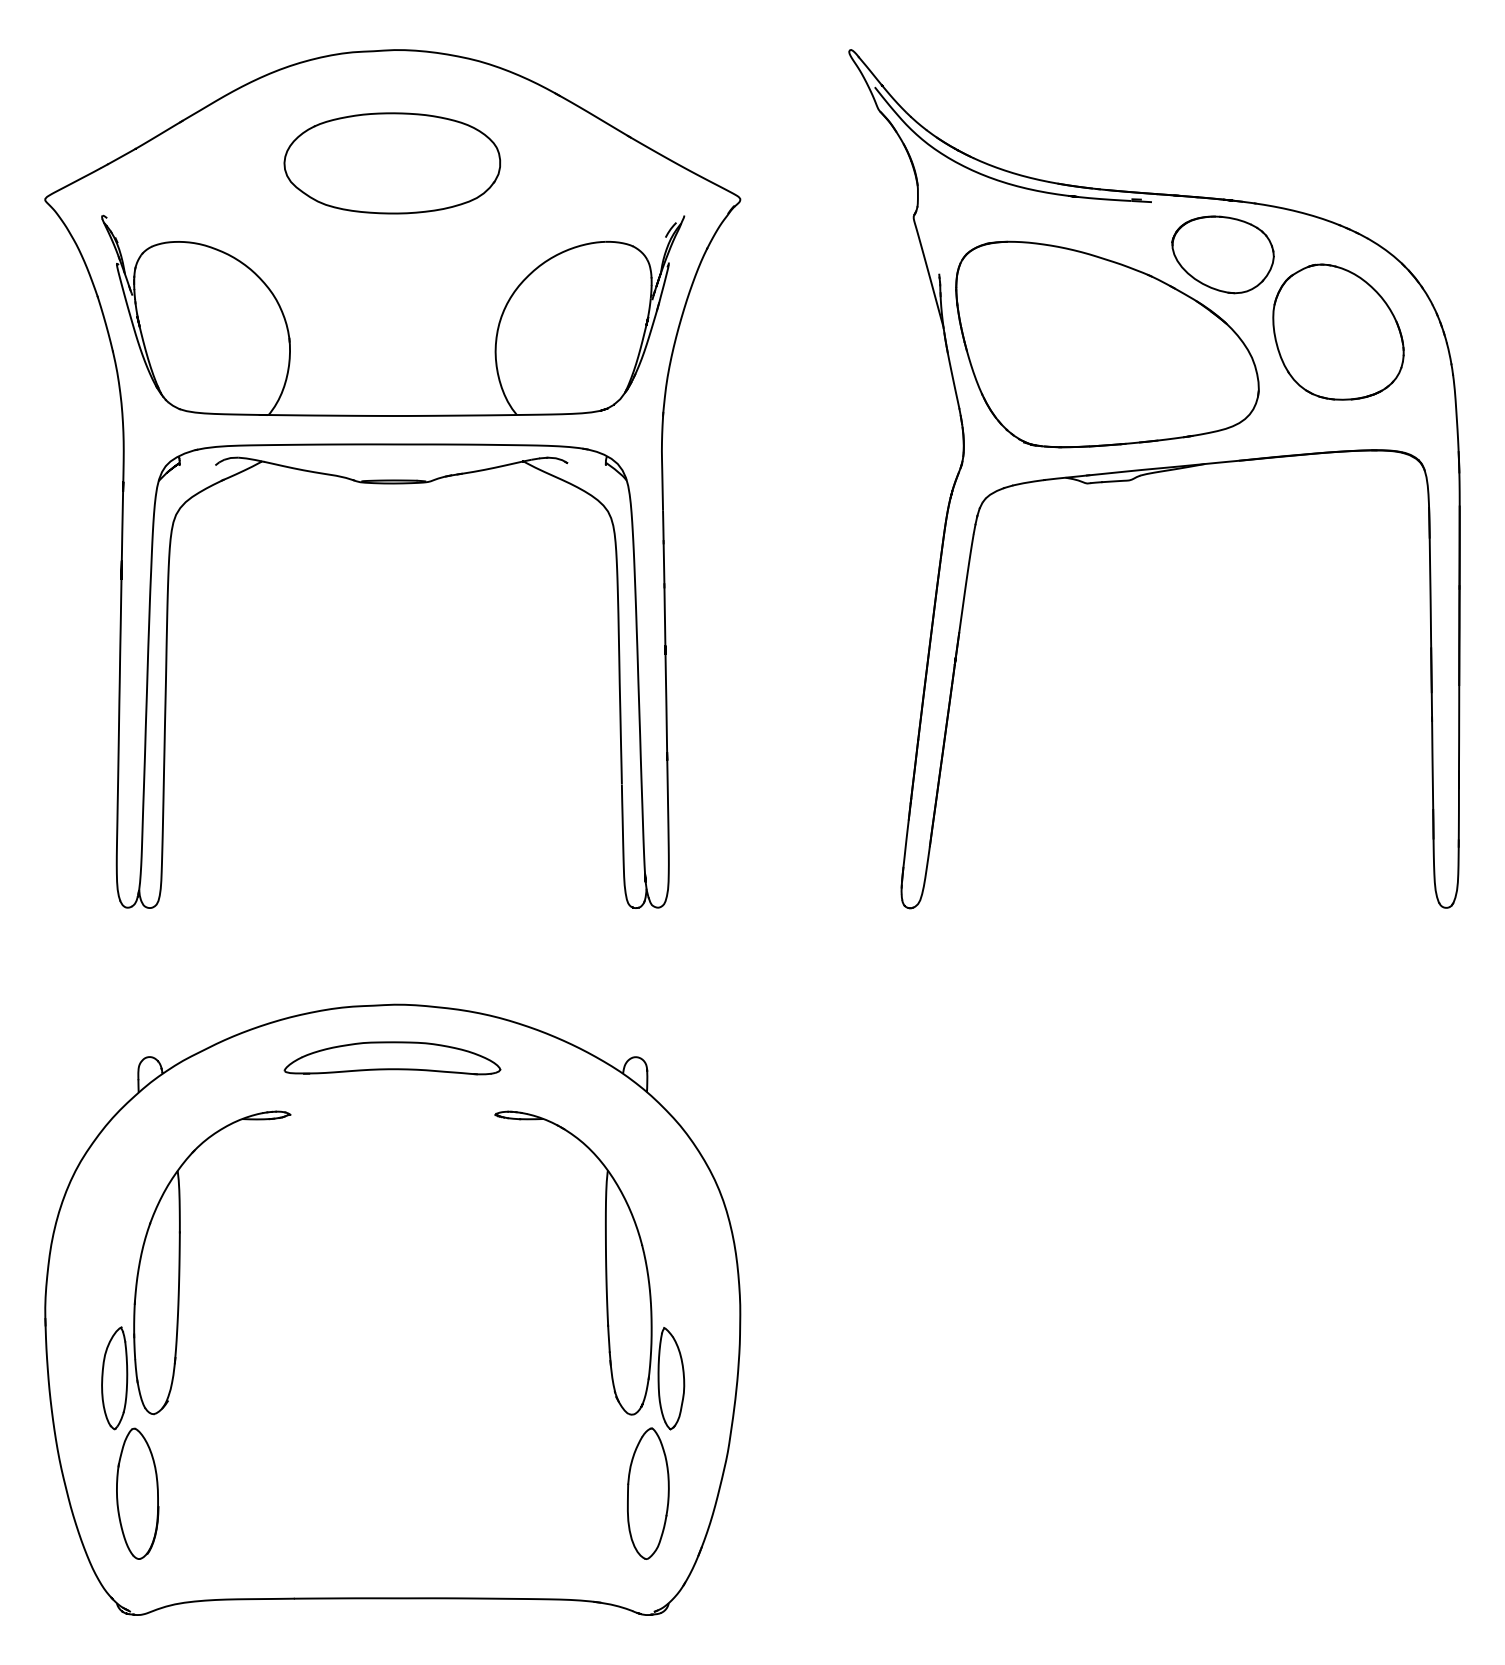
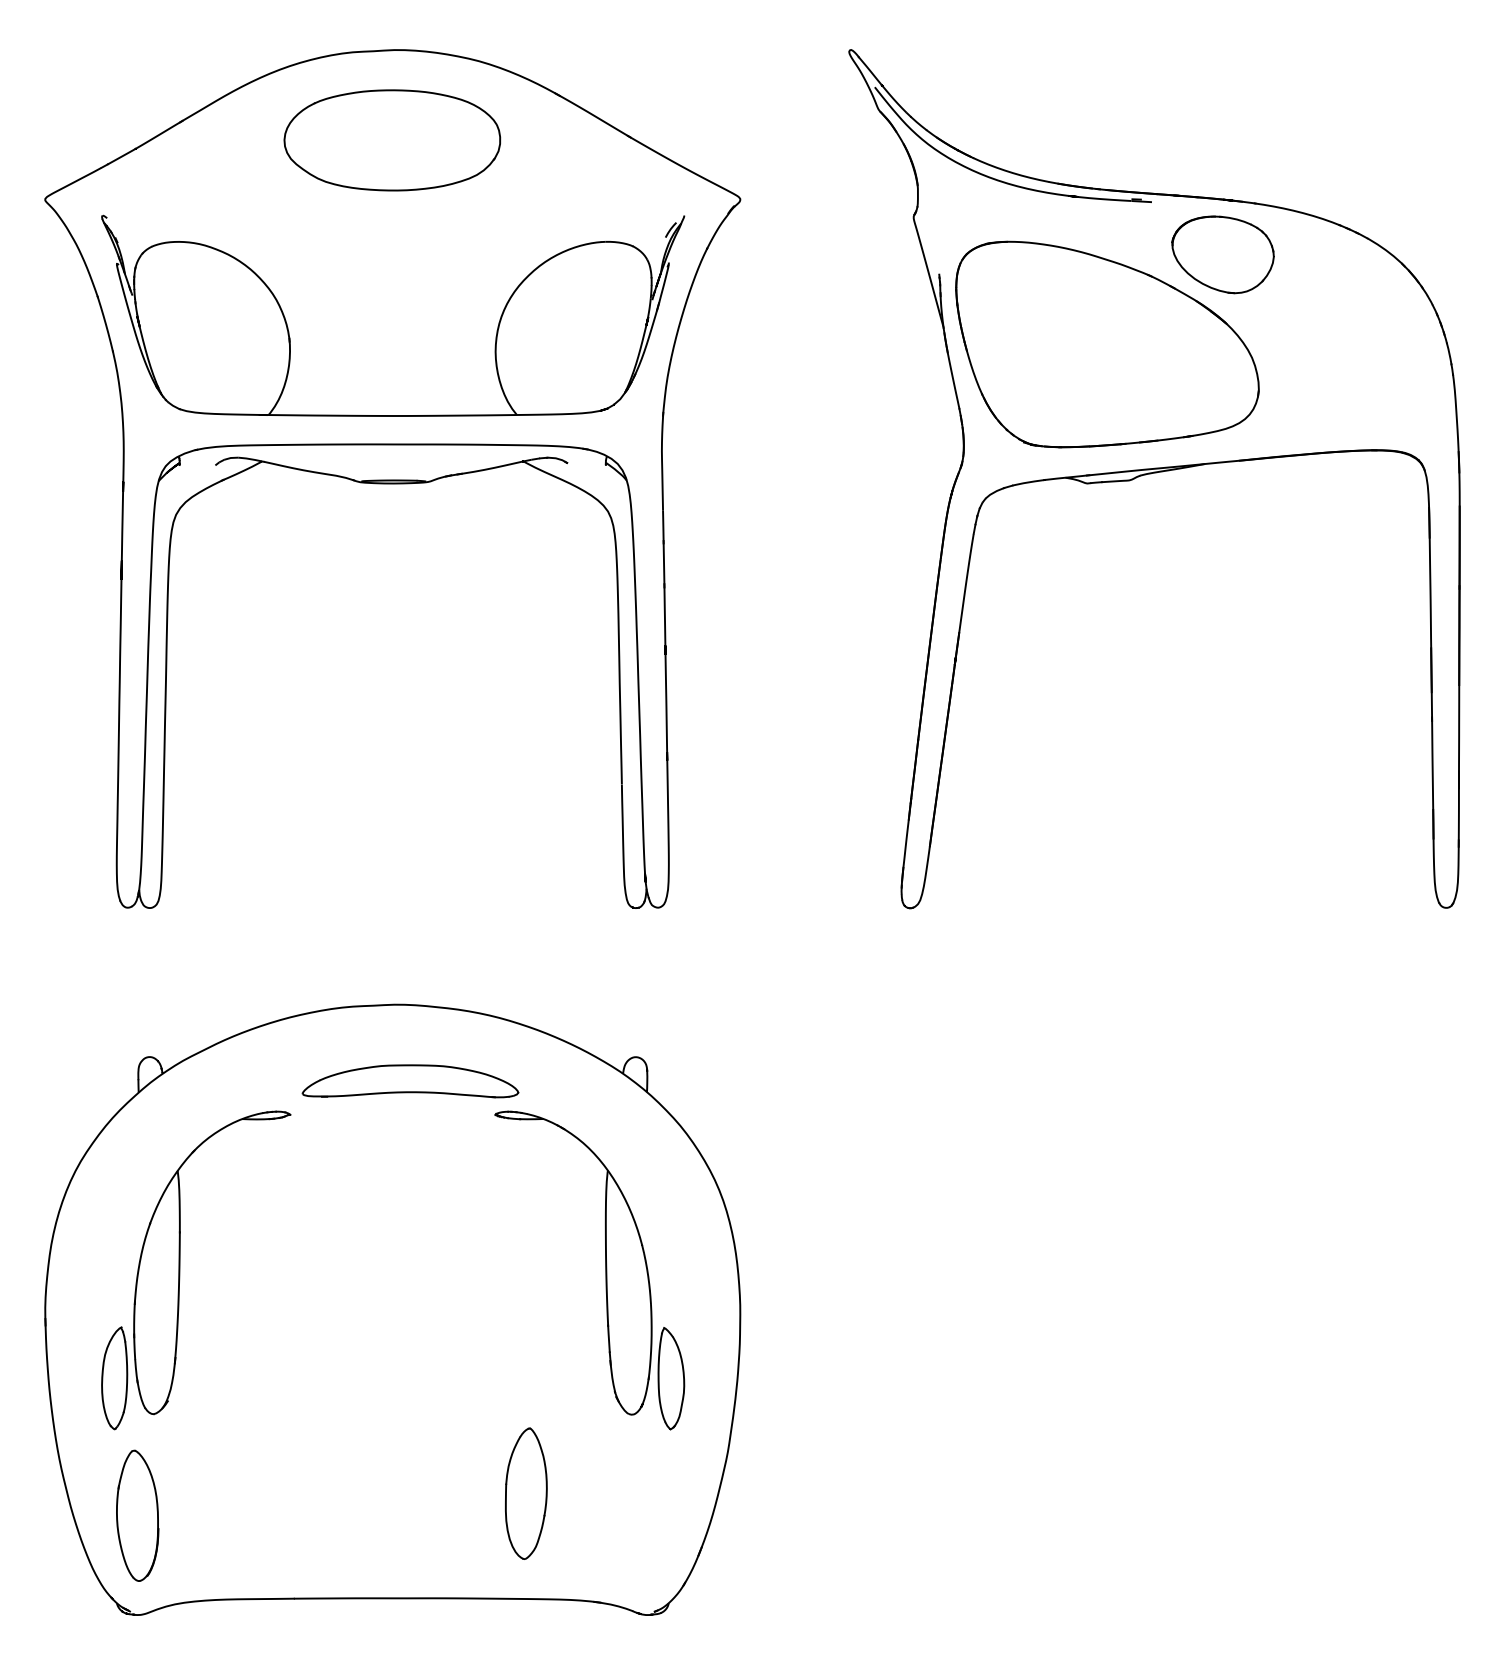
part position: (392, 163) -> (392, 140) (392, 140)
part: present -> none (1338, 331)
part position: (392, 1058) -> (410, 1081) (410, 1081)
part position: (137, 1493) -> (137, 1515) (137, 1515)
part position: (648, 1493) -> (526, 1493) (526, 1493)
